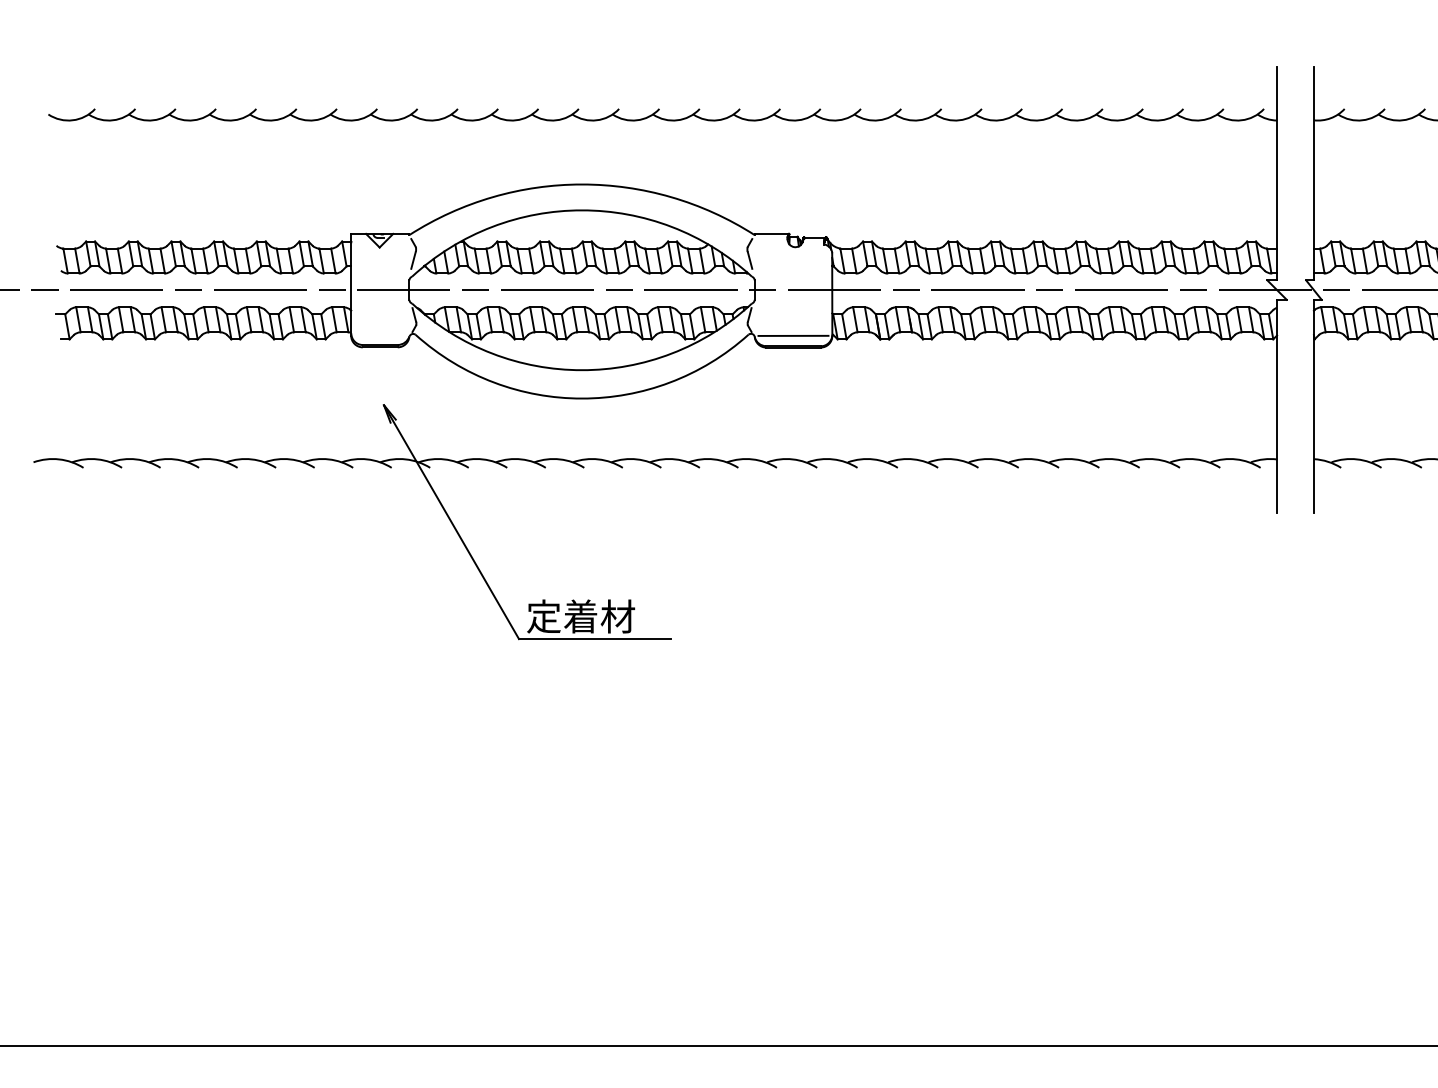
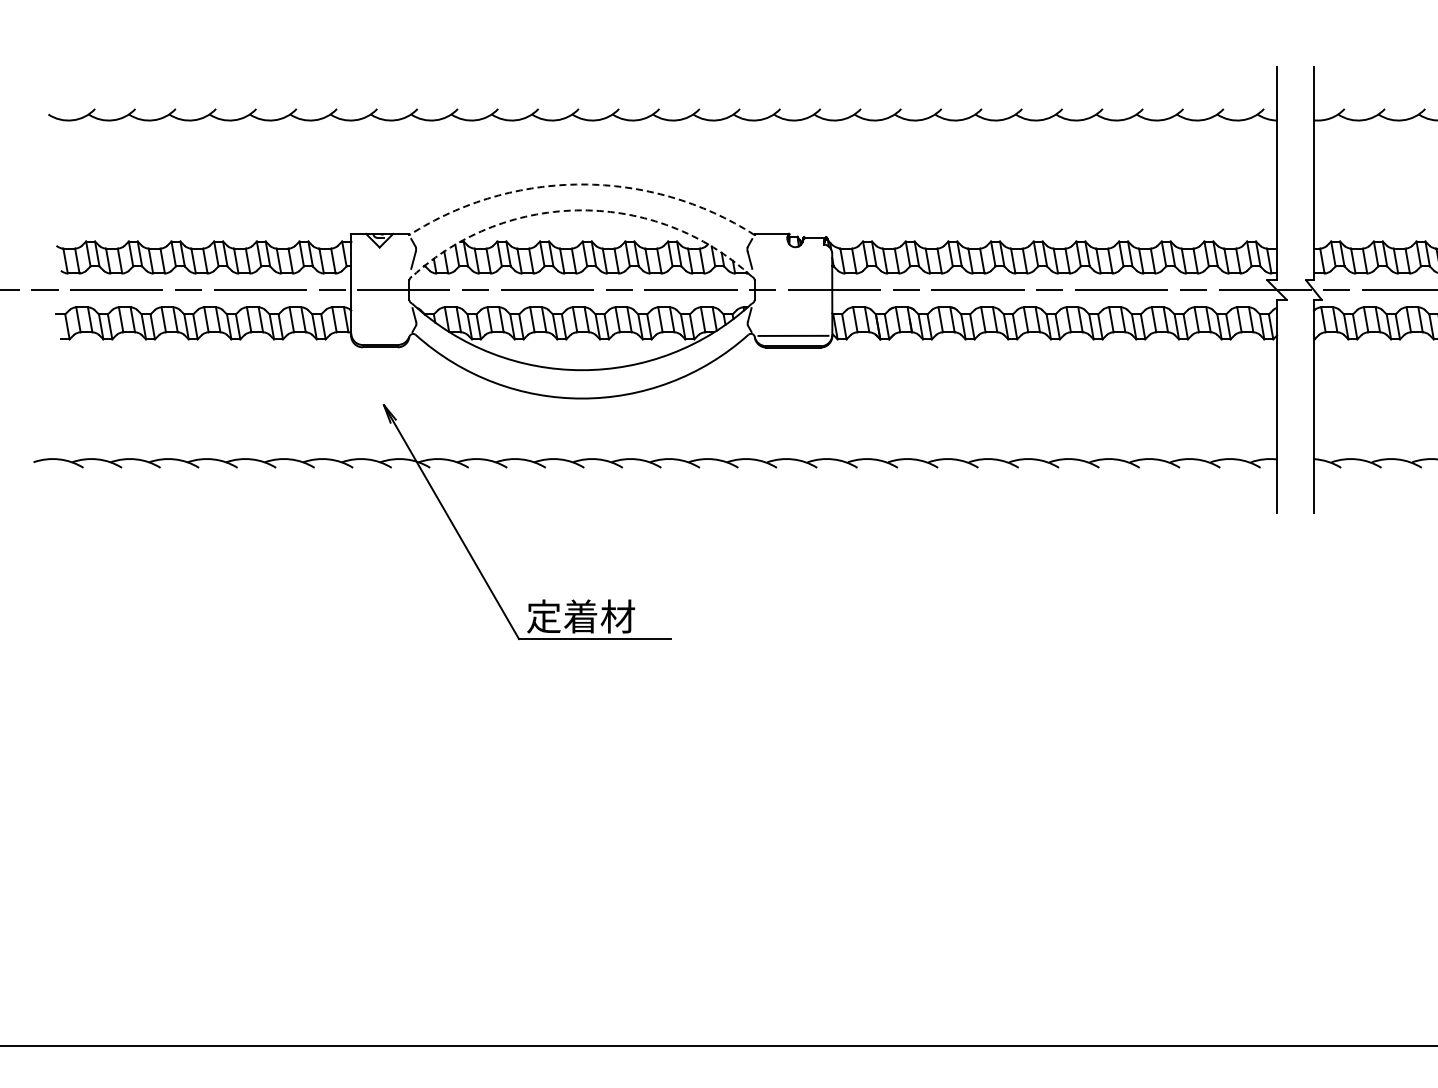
arc: solid -> dashed (582, 184)
arc: solid -> dashed (582, 210)
